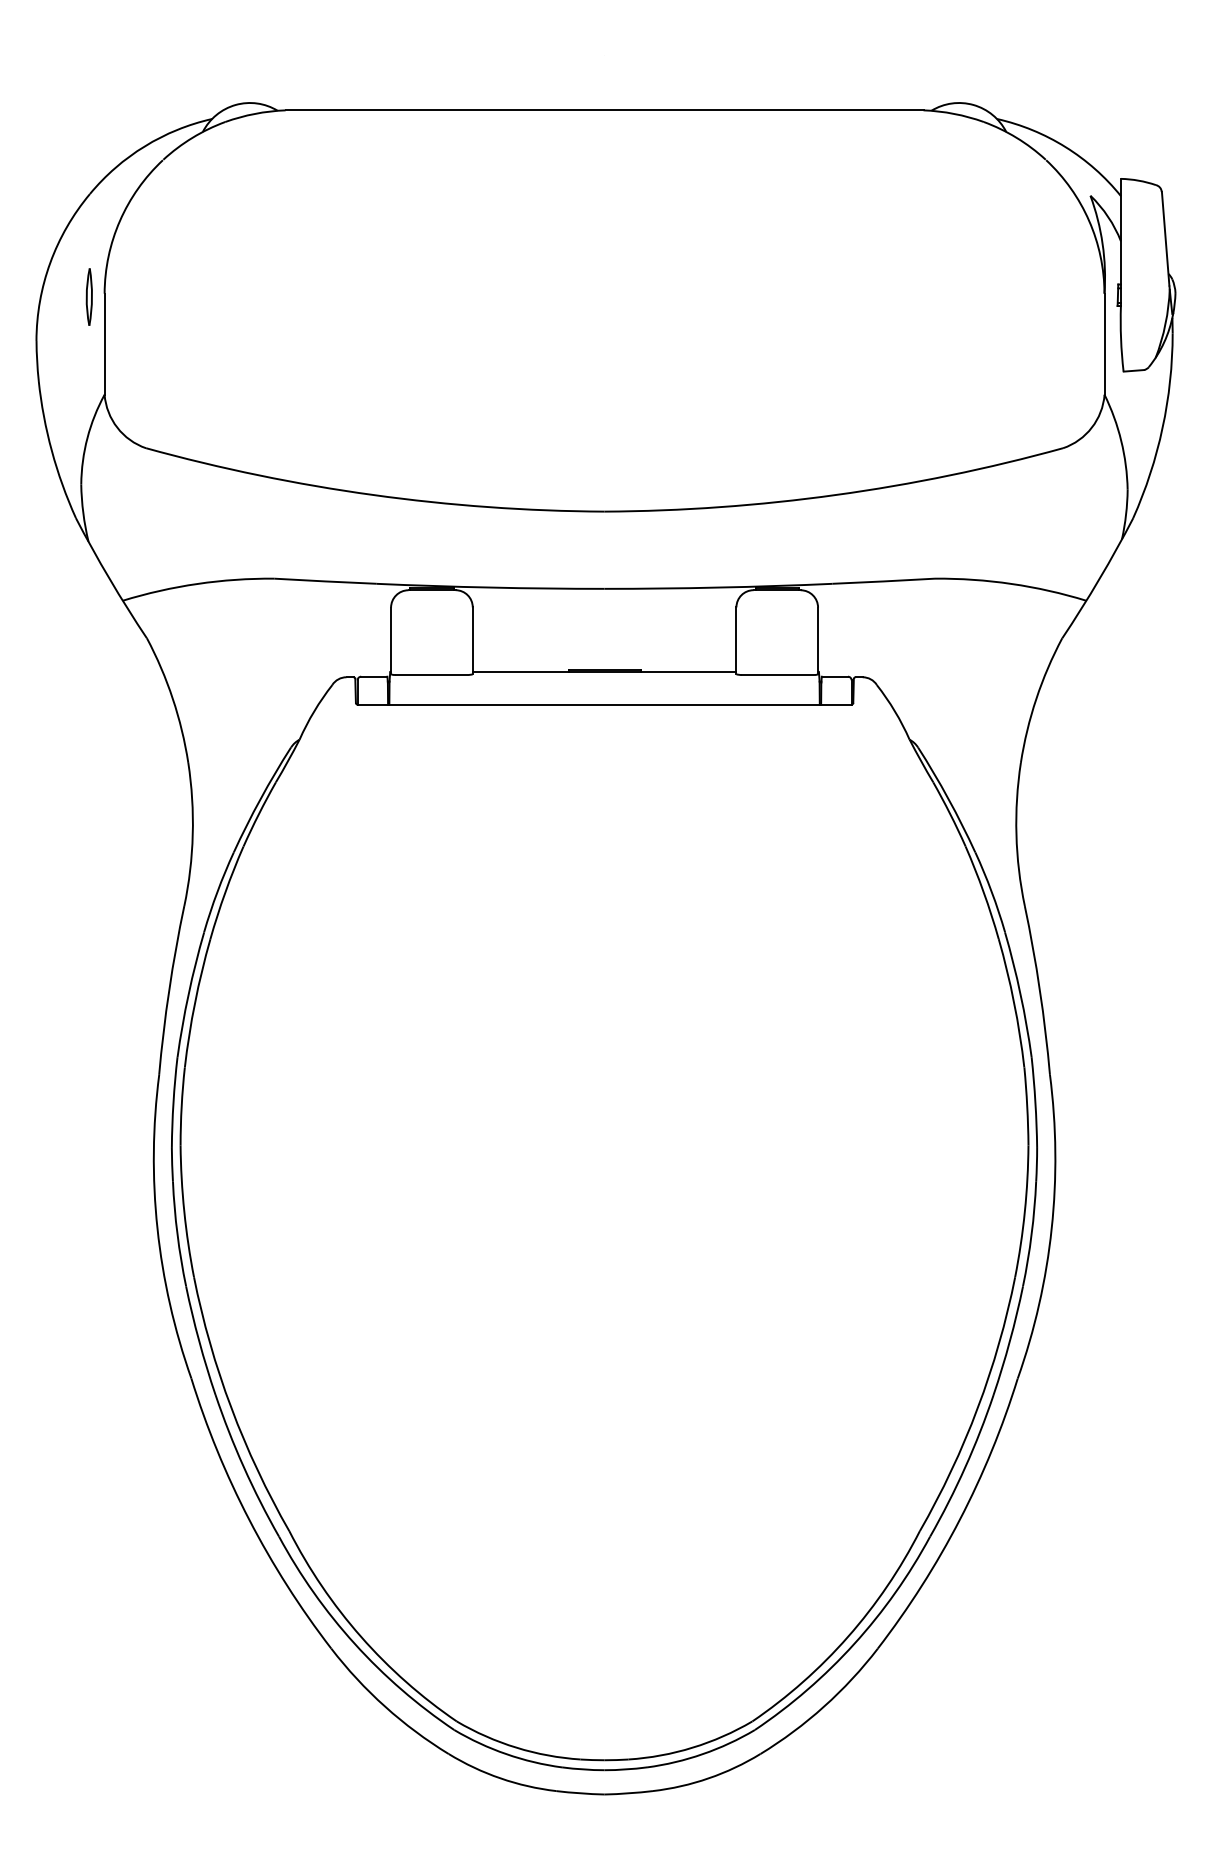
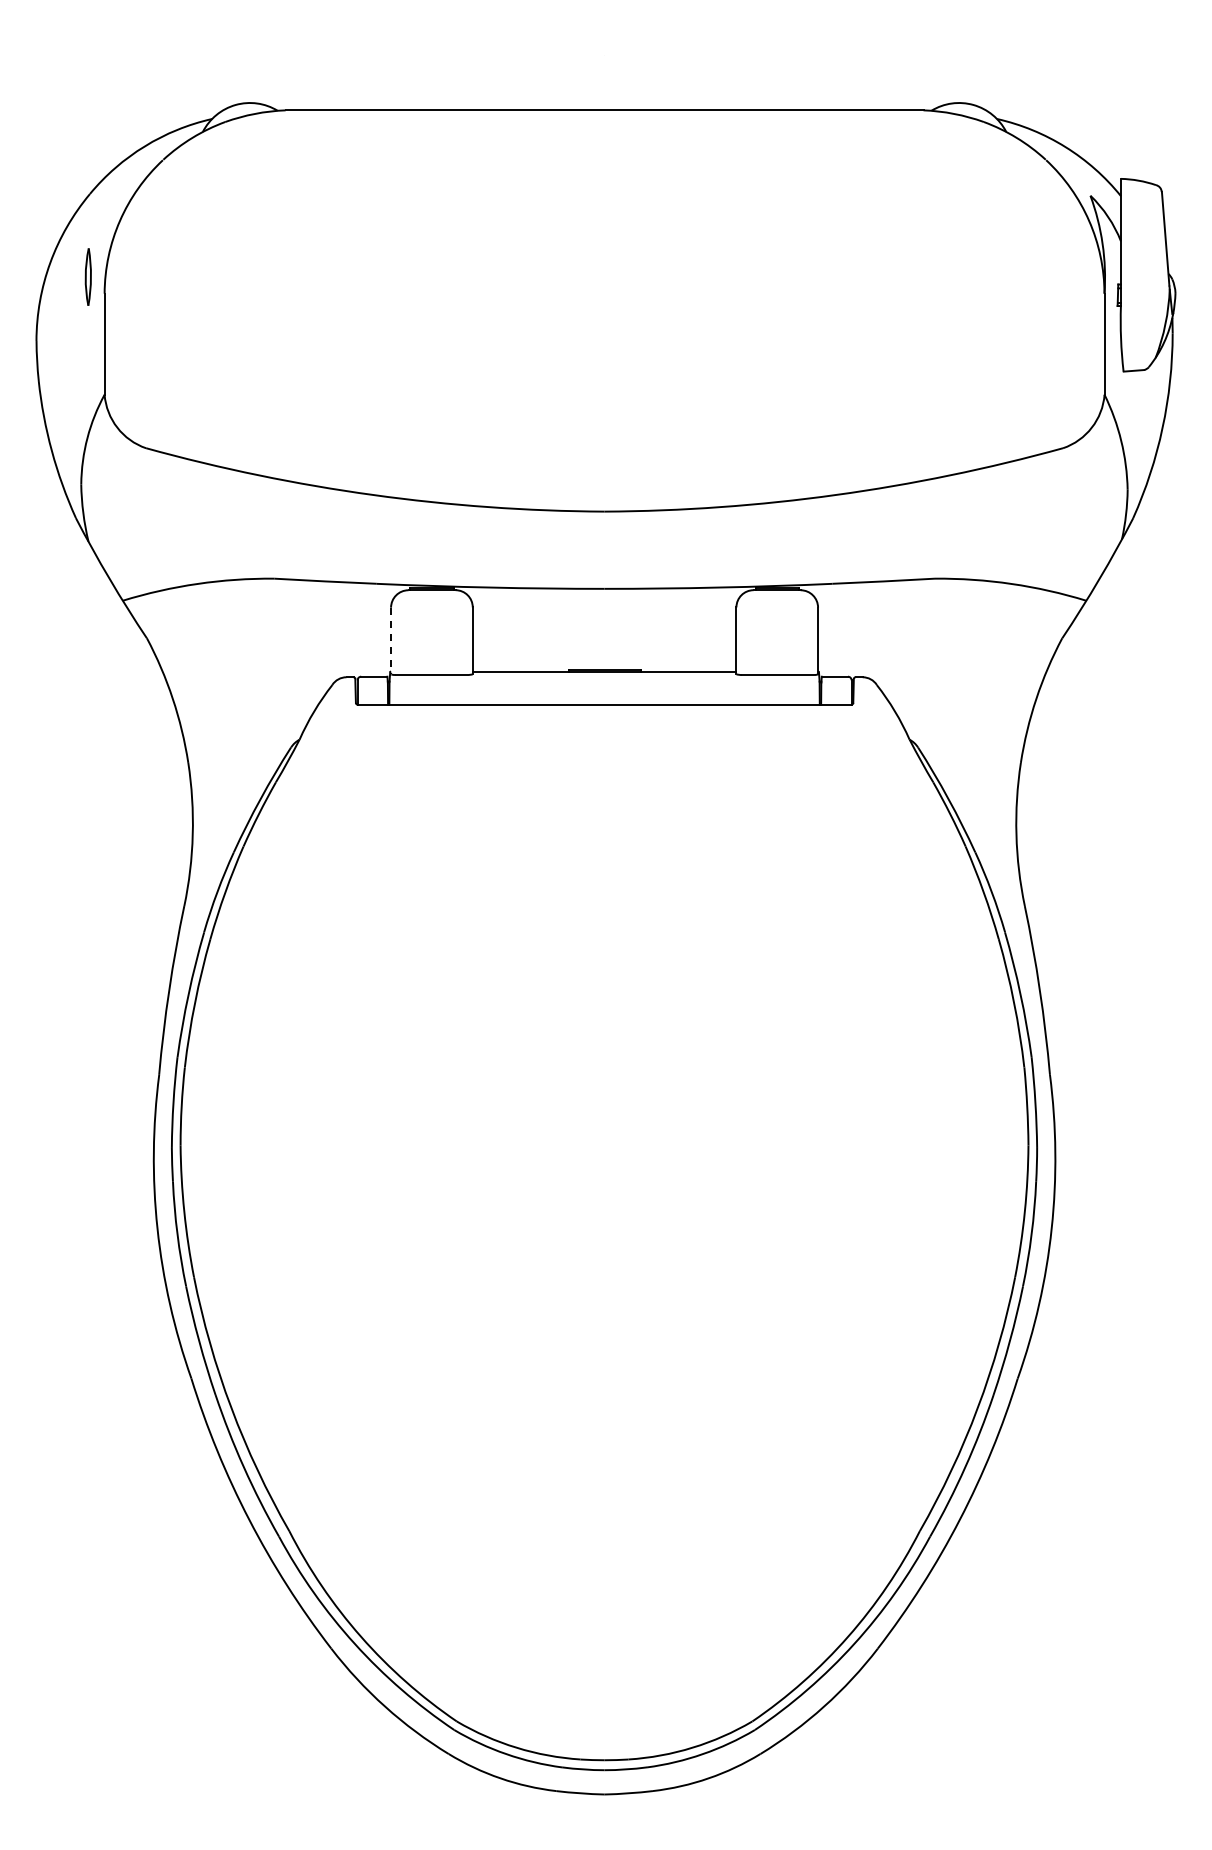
part position: (88, 296) -> (87, 276) (87, 276)
line: solid -> dashed (391, 641)
